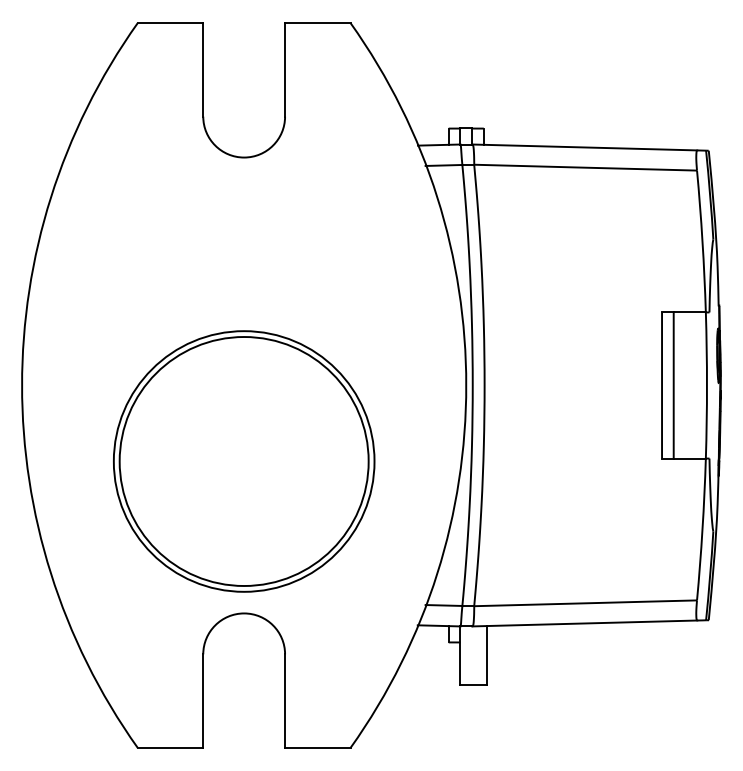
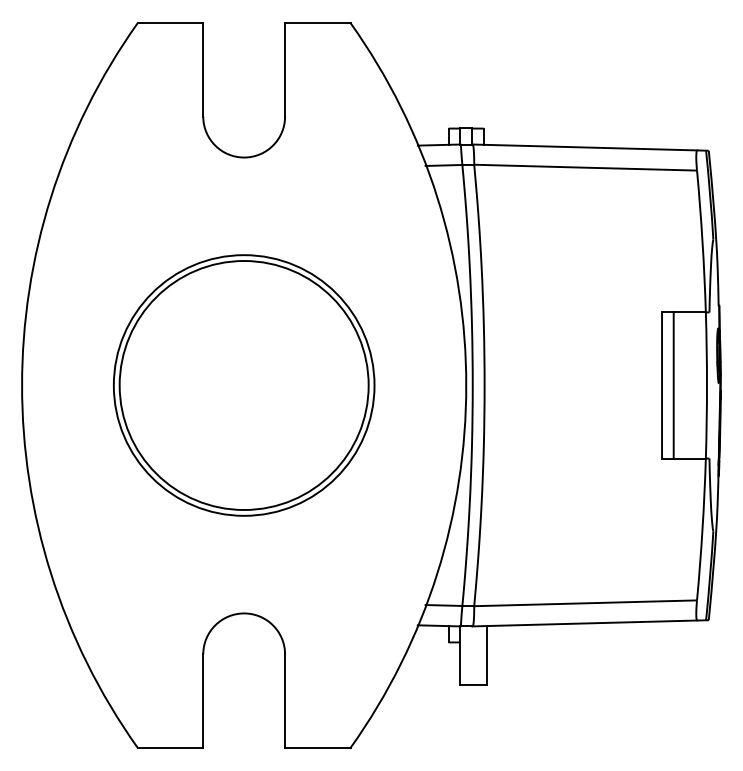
part position: (244, 461) -> (244, 385) (244, 385)
